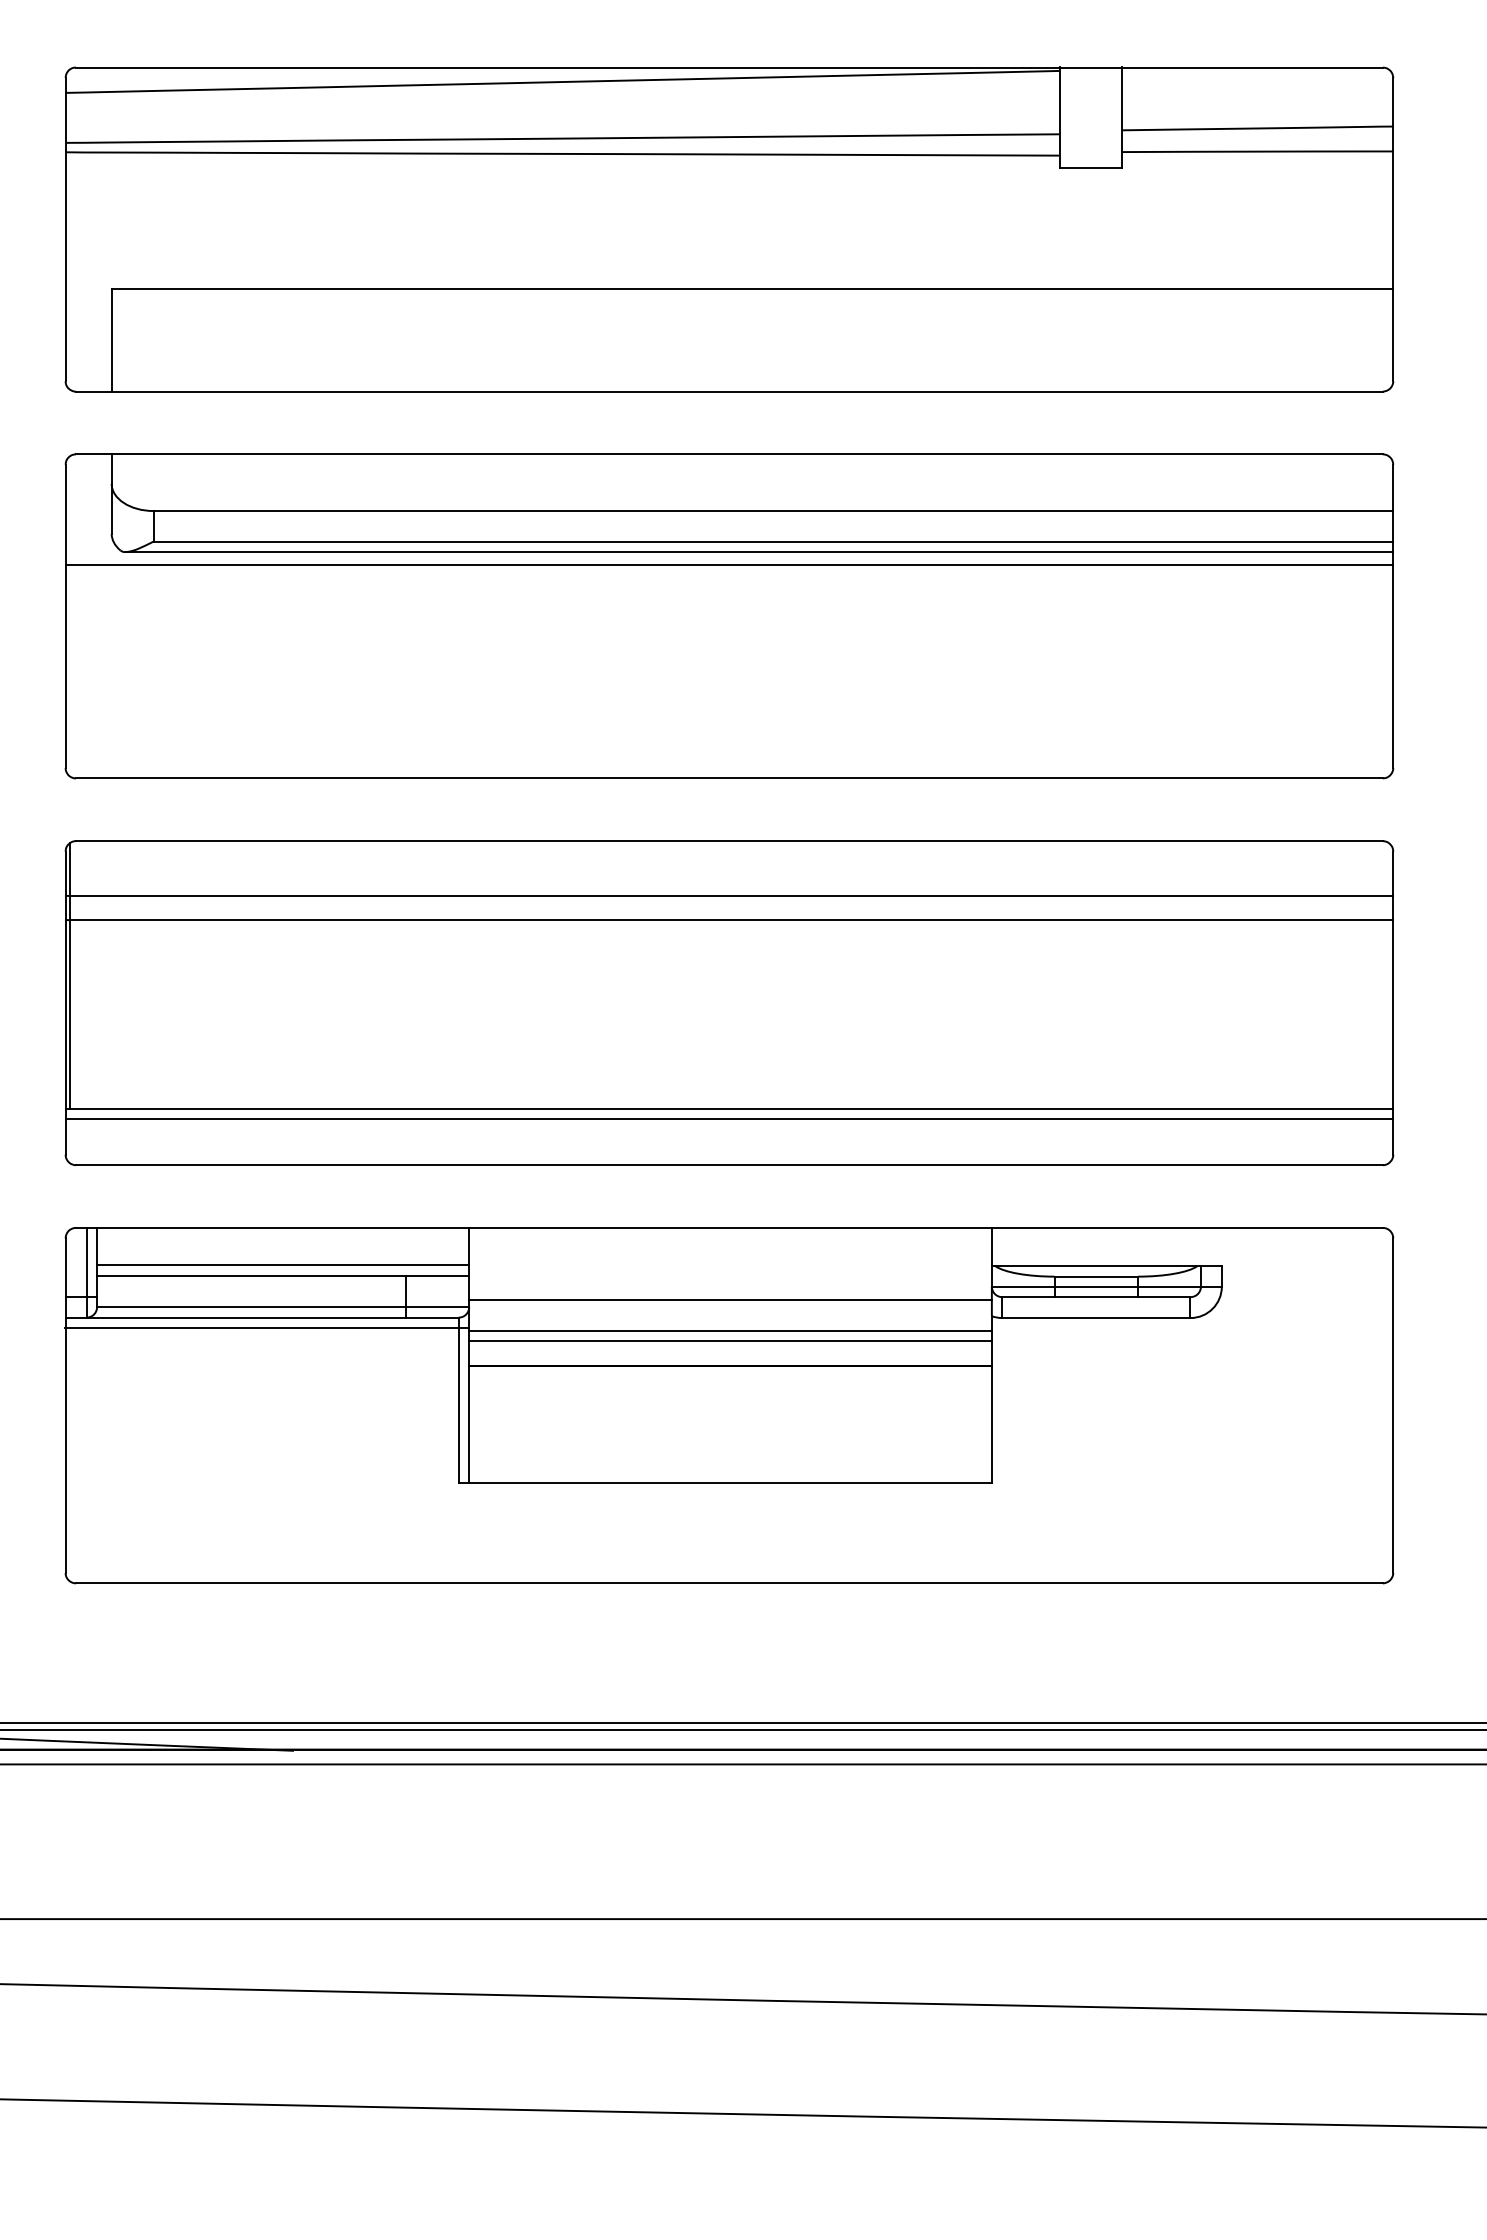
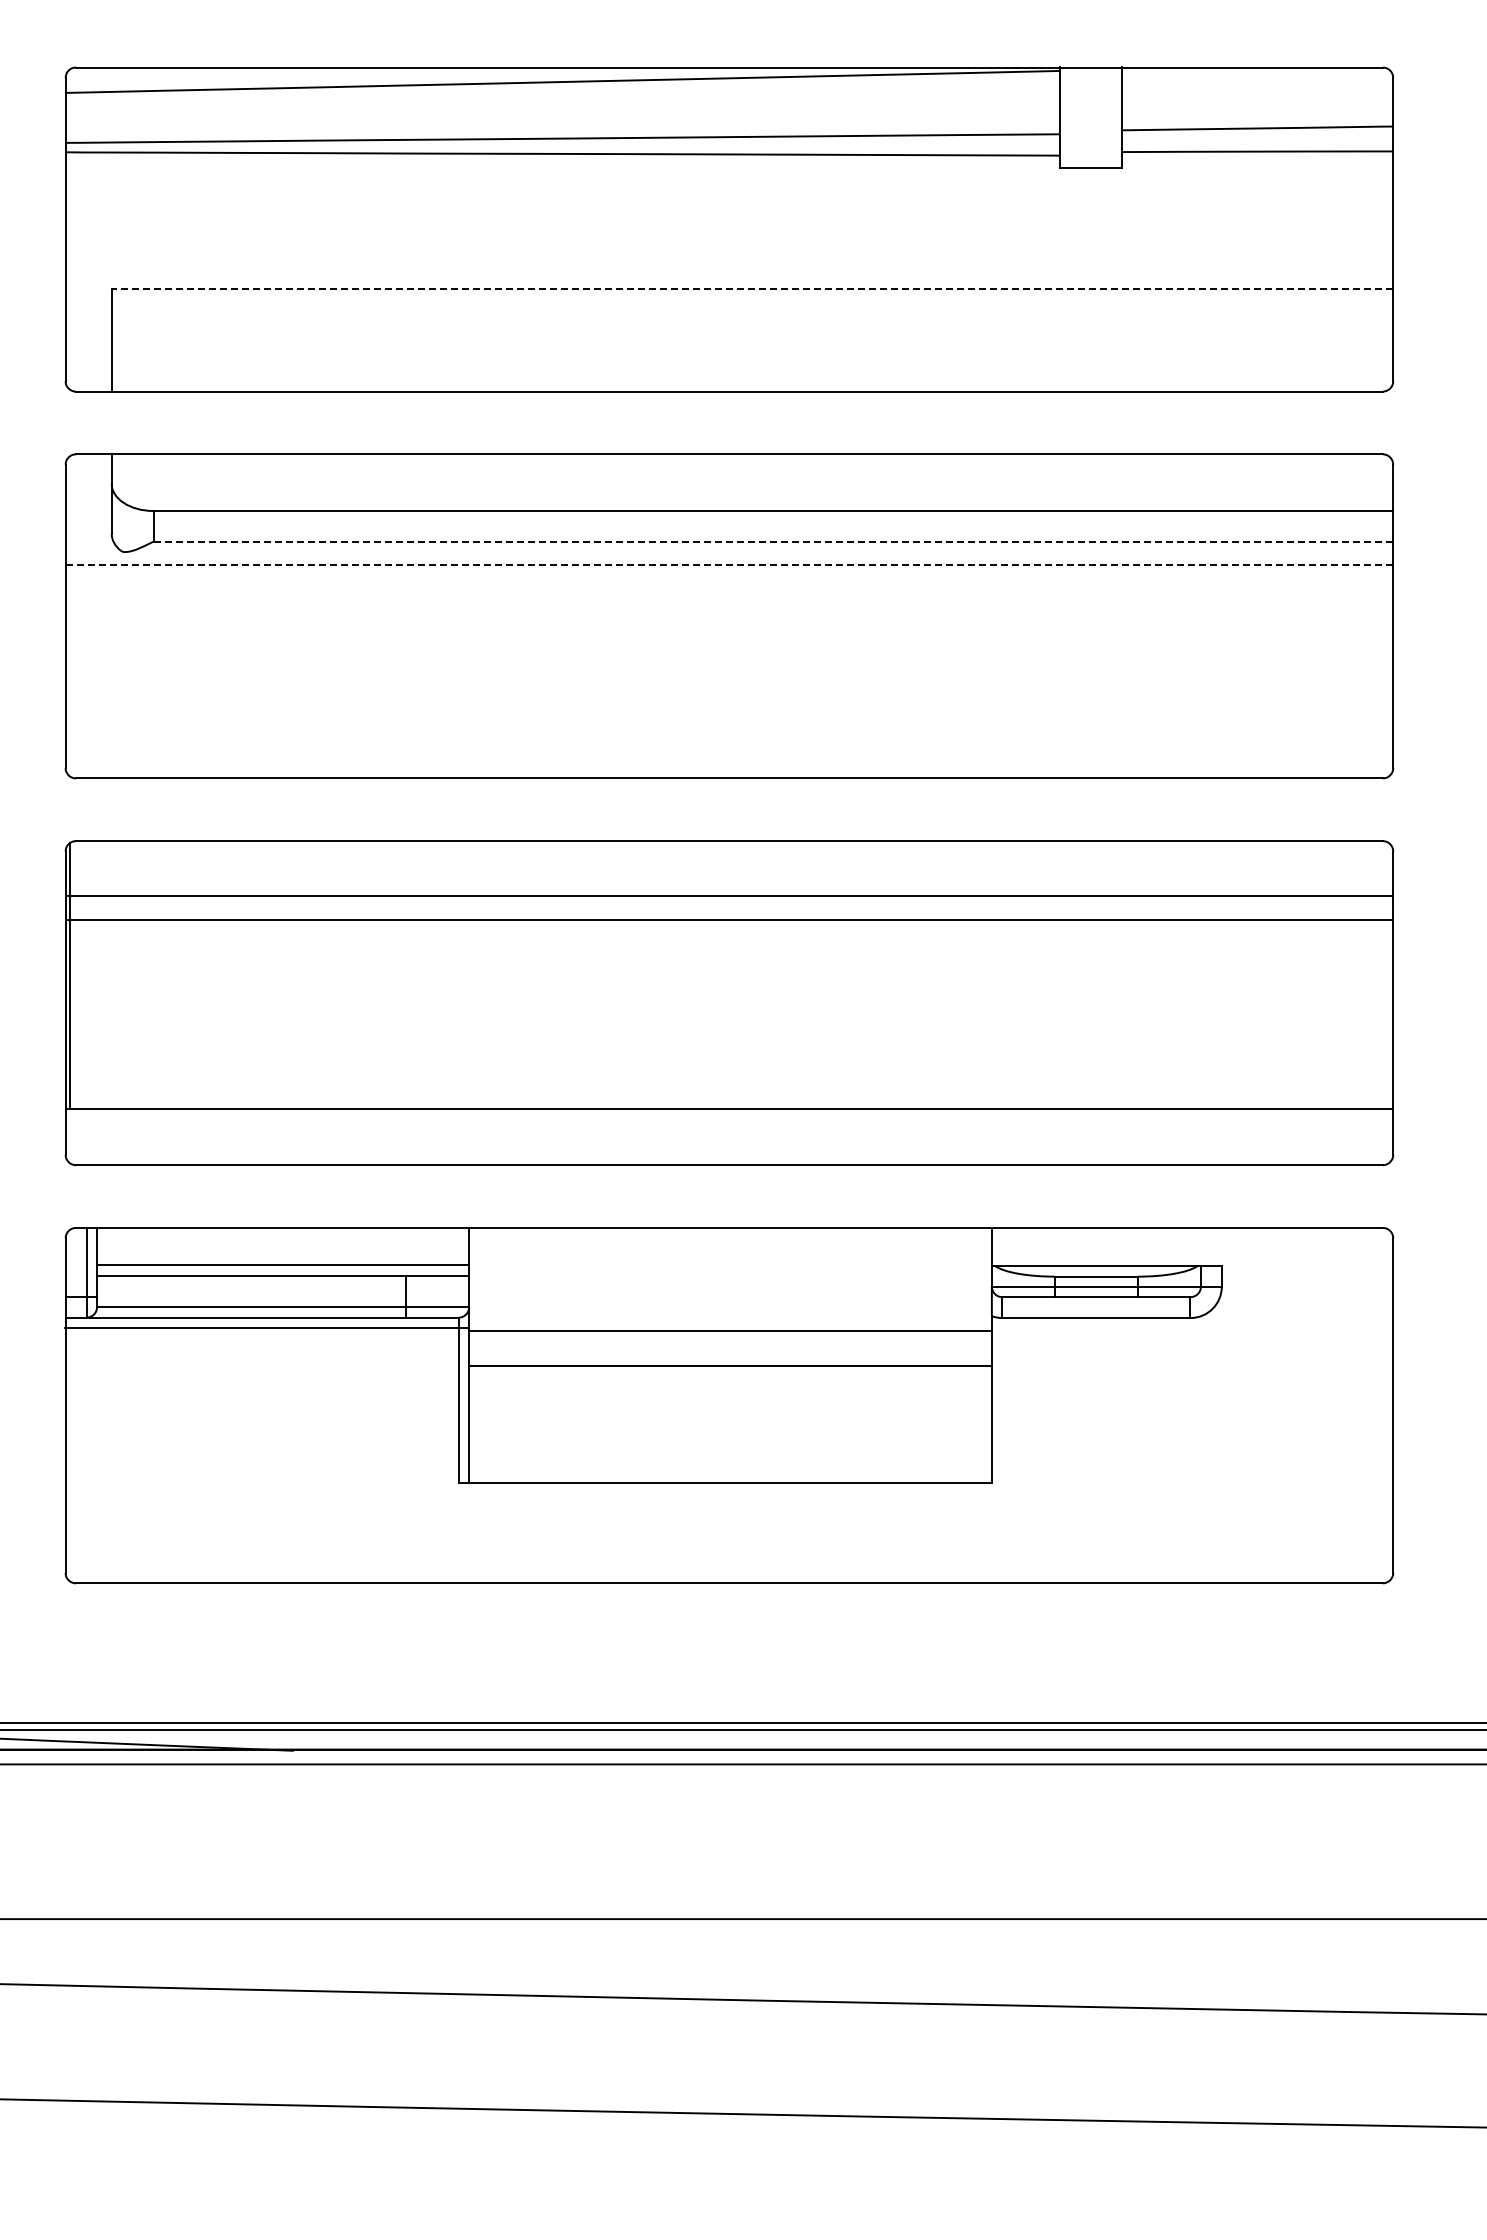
line: solid -> dashed (752, 288)
line: solid -> dashed (773, 541)
line: present -> none (759, 552)
line: solid -> dashed (729, 564)
line: present -> none (729, 1119)
line: present -> none (730, 1300)
line: present -> none (730, 1341)
